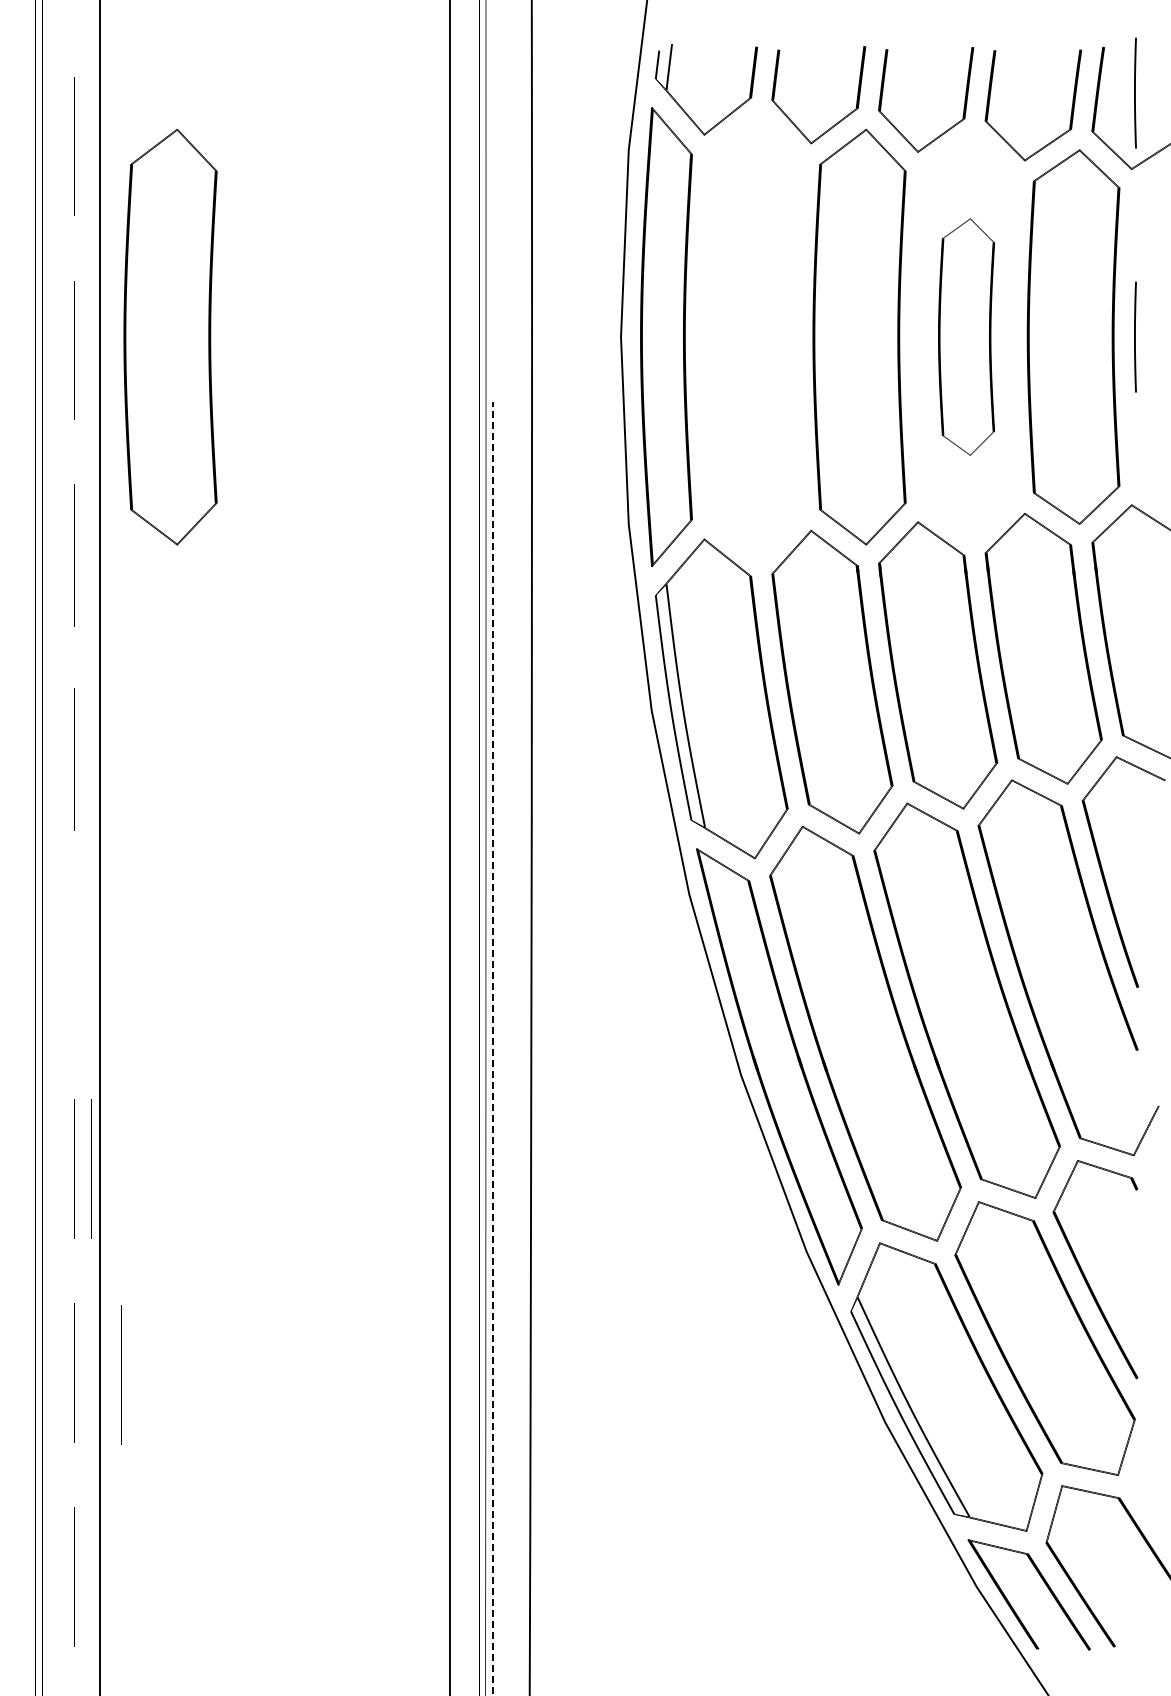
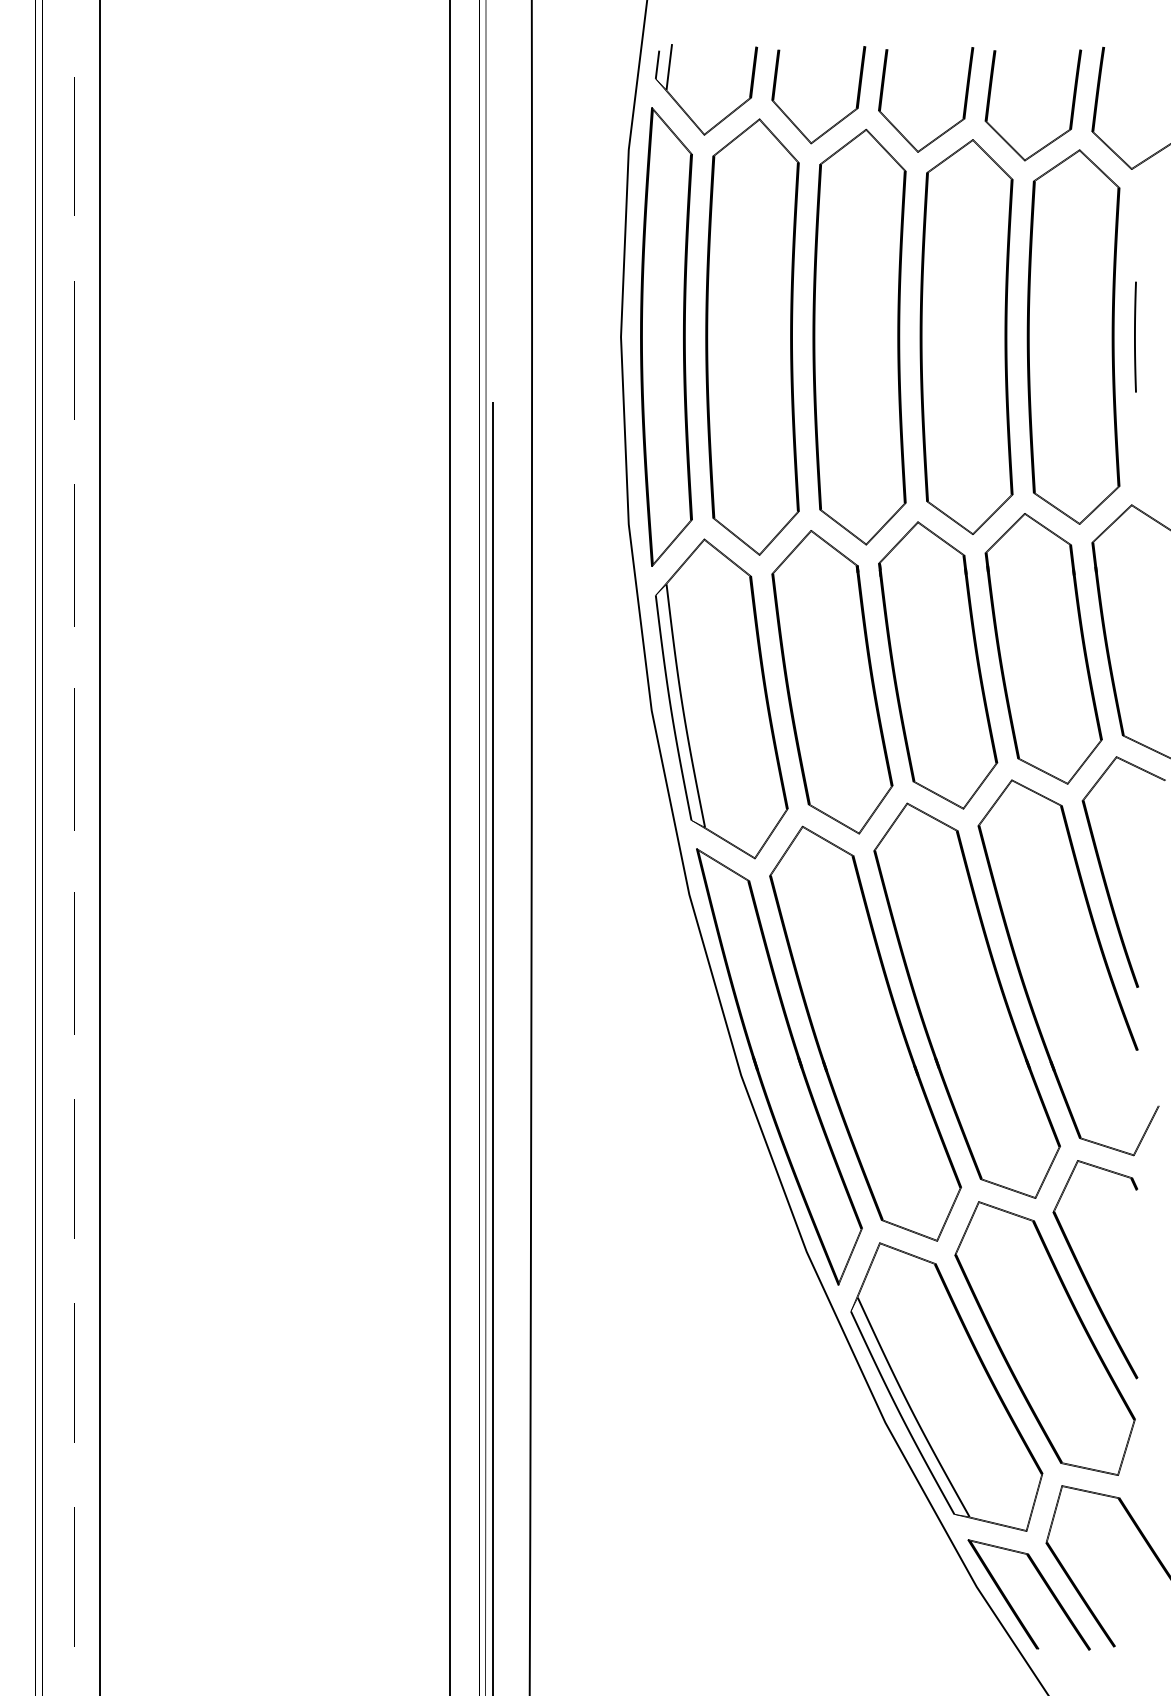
line: present -> none (1135, 92)
part: none -> present (752, 336)
part size: 57x238 px -> 95x396 px (966, 336)
part: present -> none (170, 337)
line: none -> present (74, 963)
line: dashed -> solid (493, 1048)
line: present -> none (91, 1168)
line: present -> none (121, 1374)
